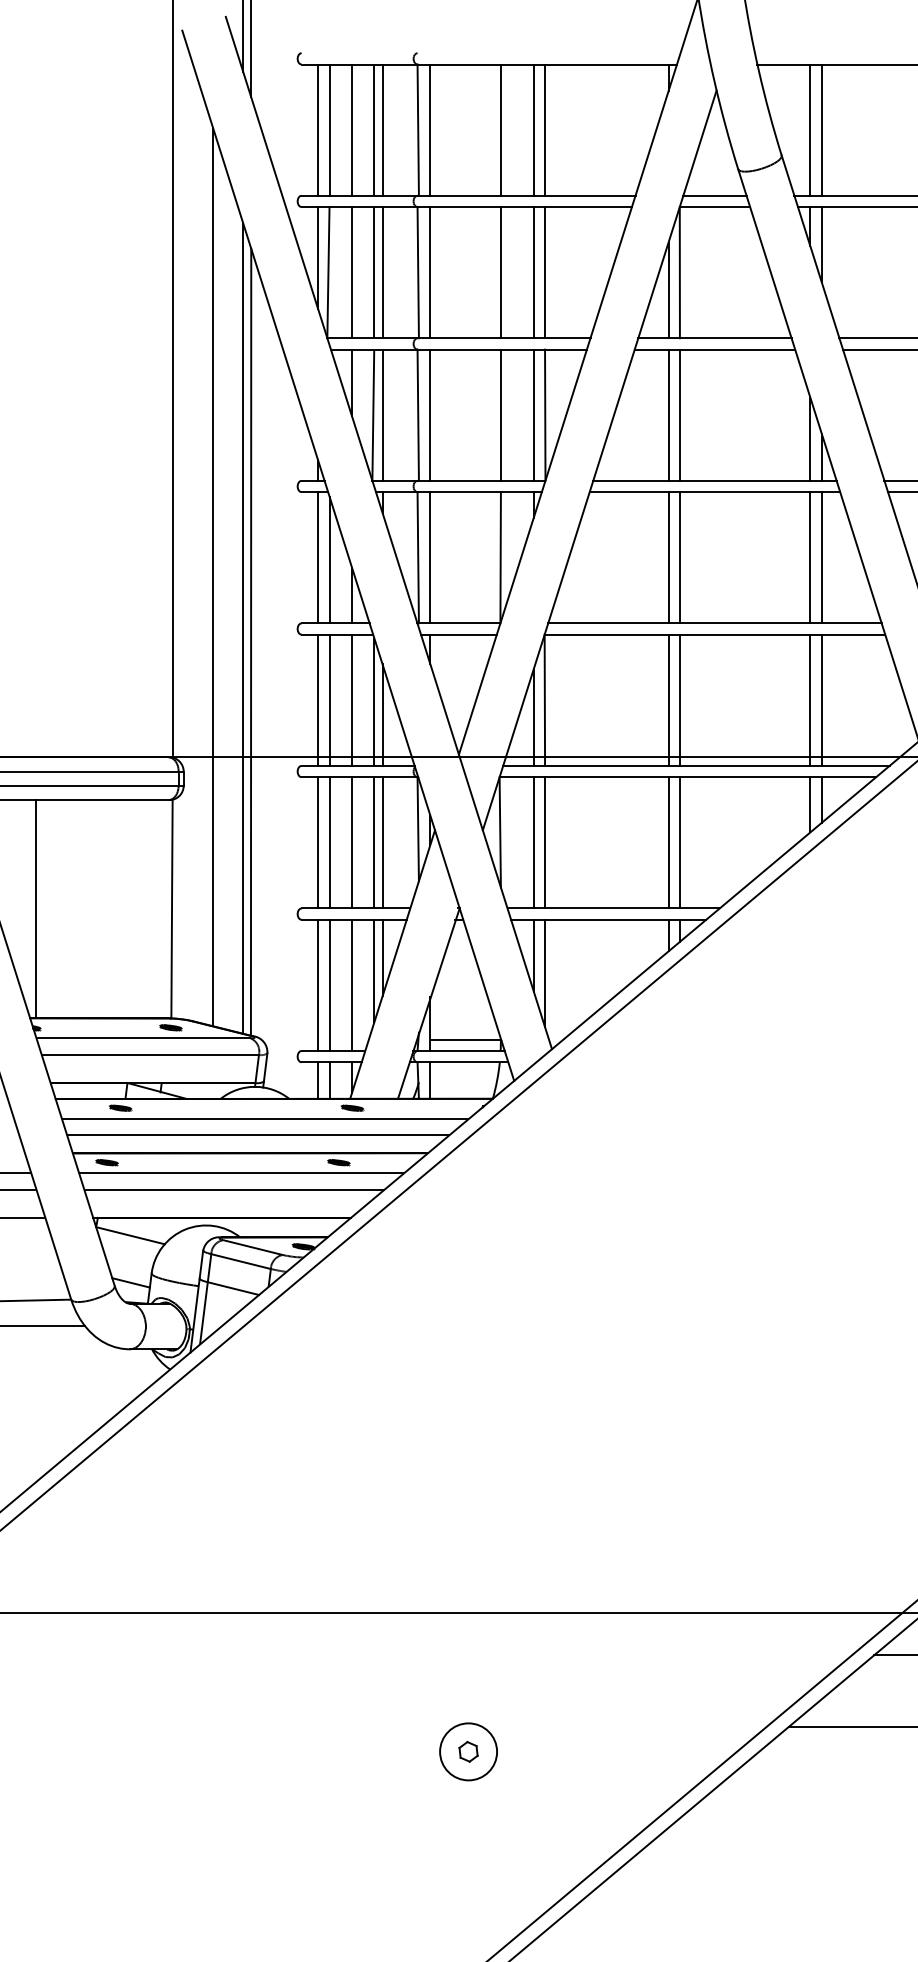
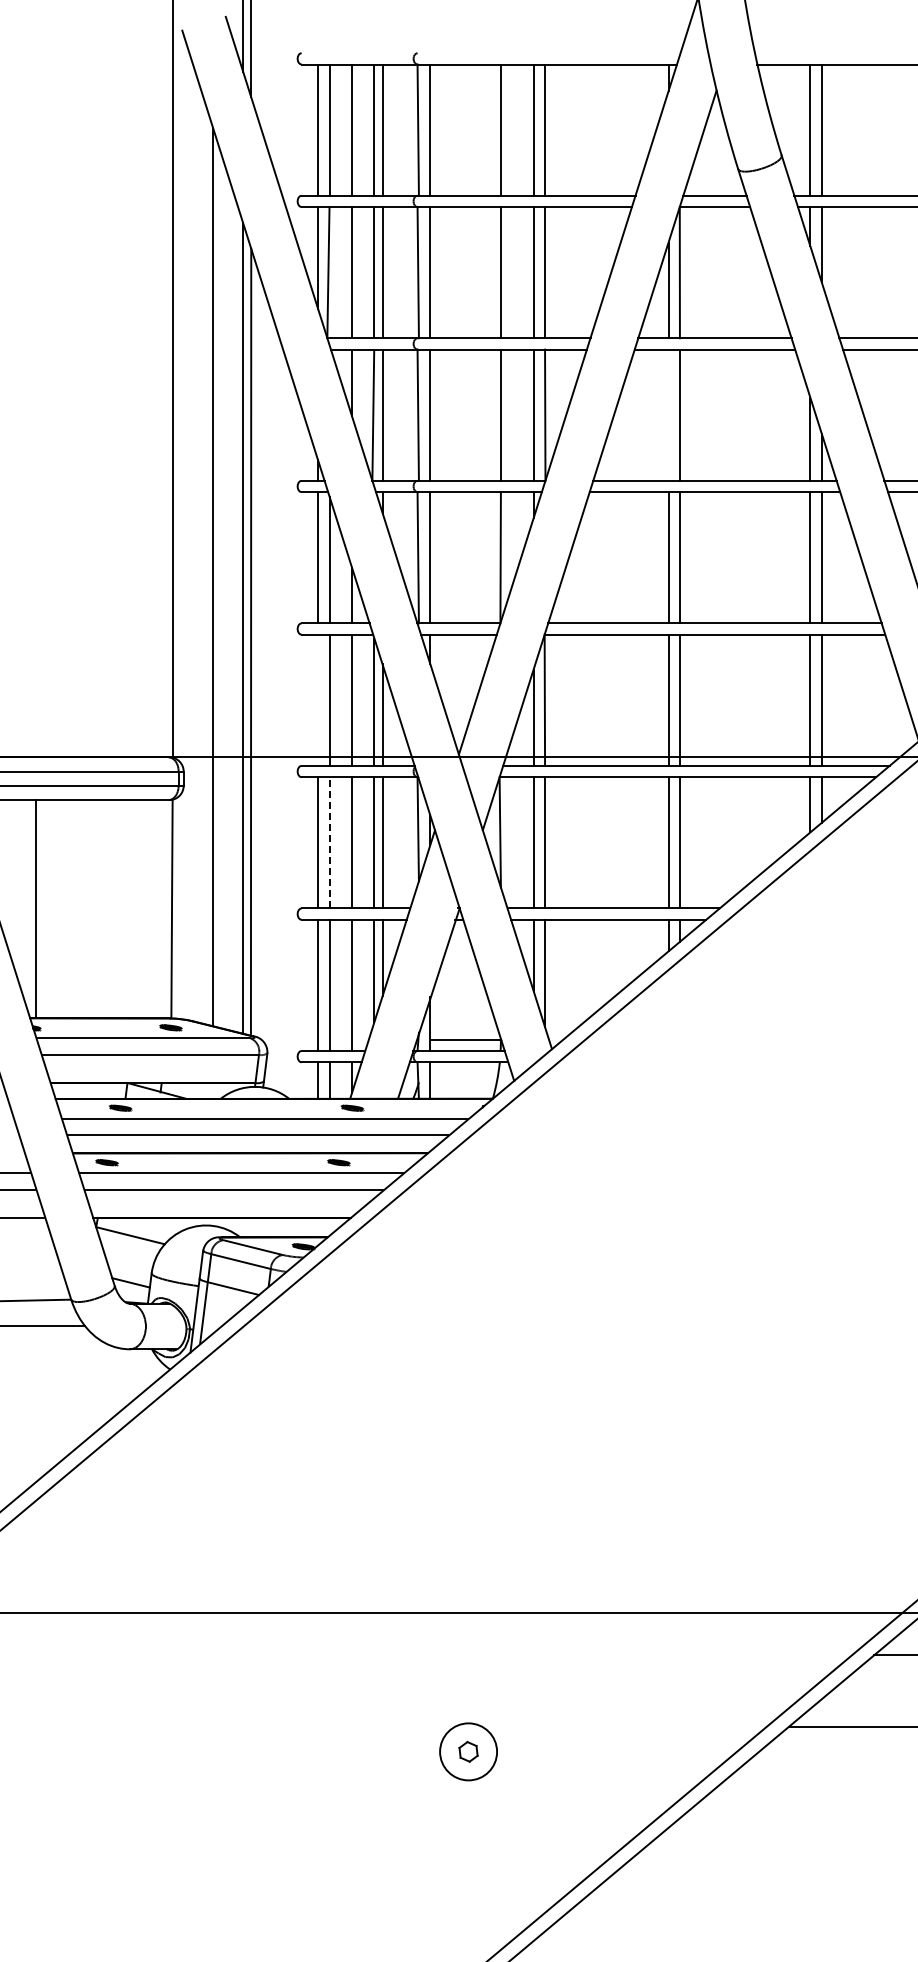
line: present -> none (668, 414)
line: present -> none (318, 699)
line: solid -> dashed (329, 842)
